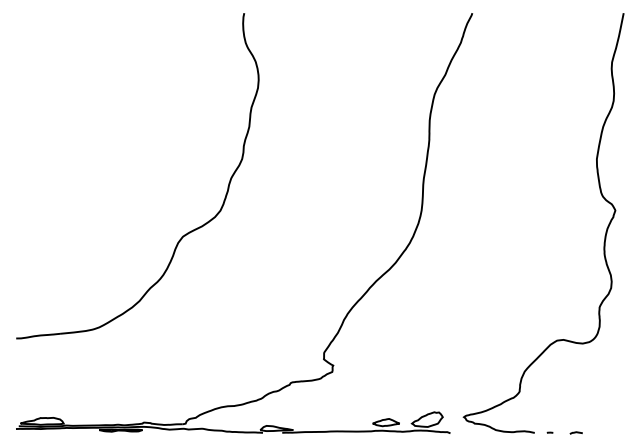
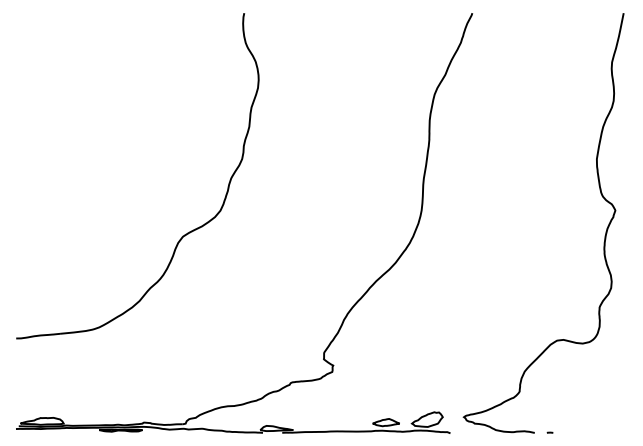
curve: present -> none (575, 432)
